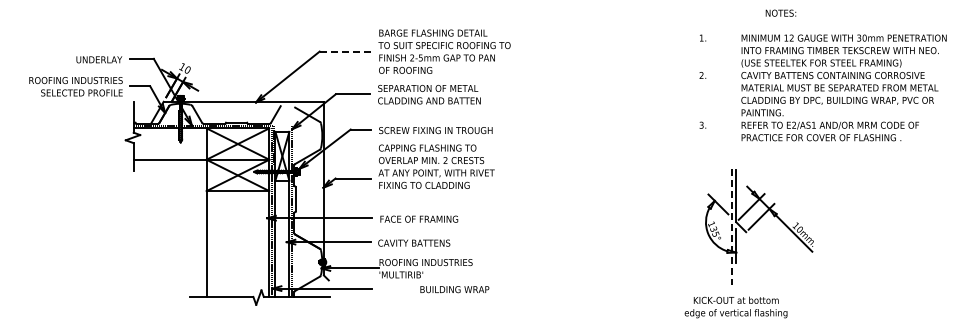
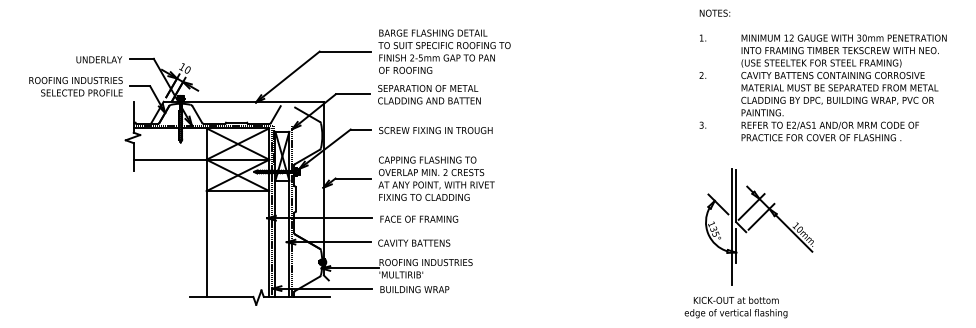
text position: (780, 12) -> (714, 12) (714, 12)
line: dashed -> solid (345, 51)
text position: (436, 166) -> (436, 178) (436, 178)
line: dashed -> solid (731, 227)
text position: (454, 289) -> (414, 289) (414, 289)
